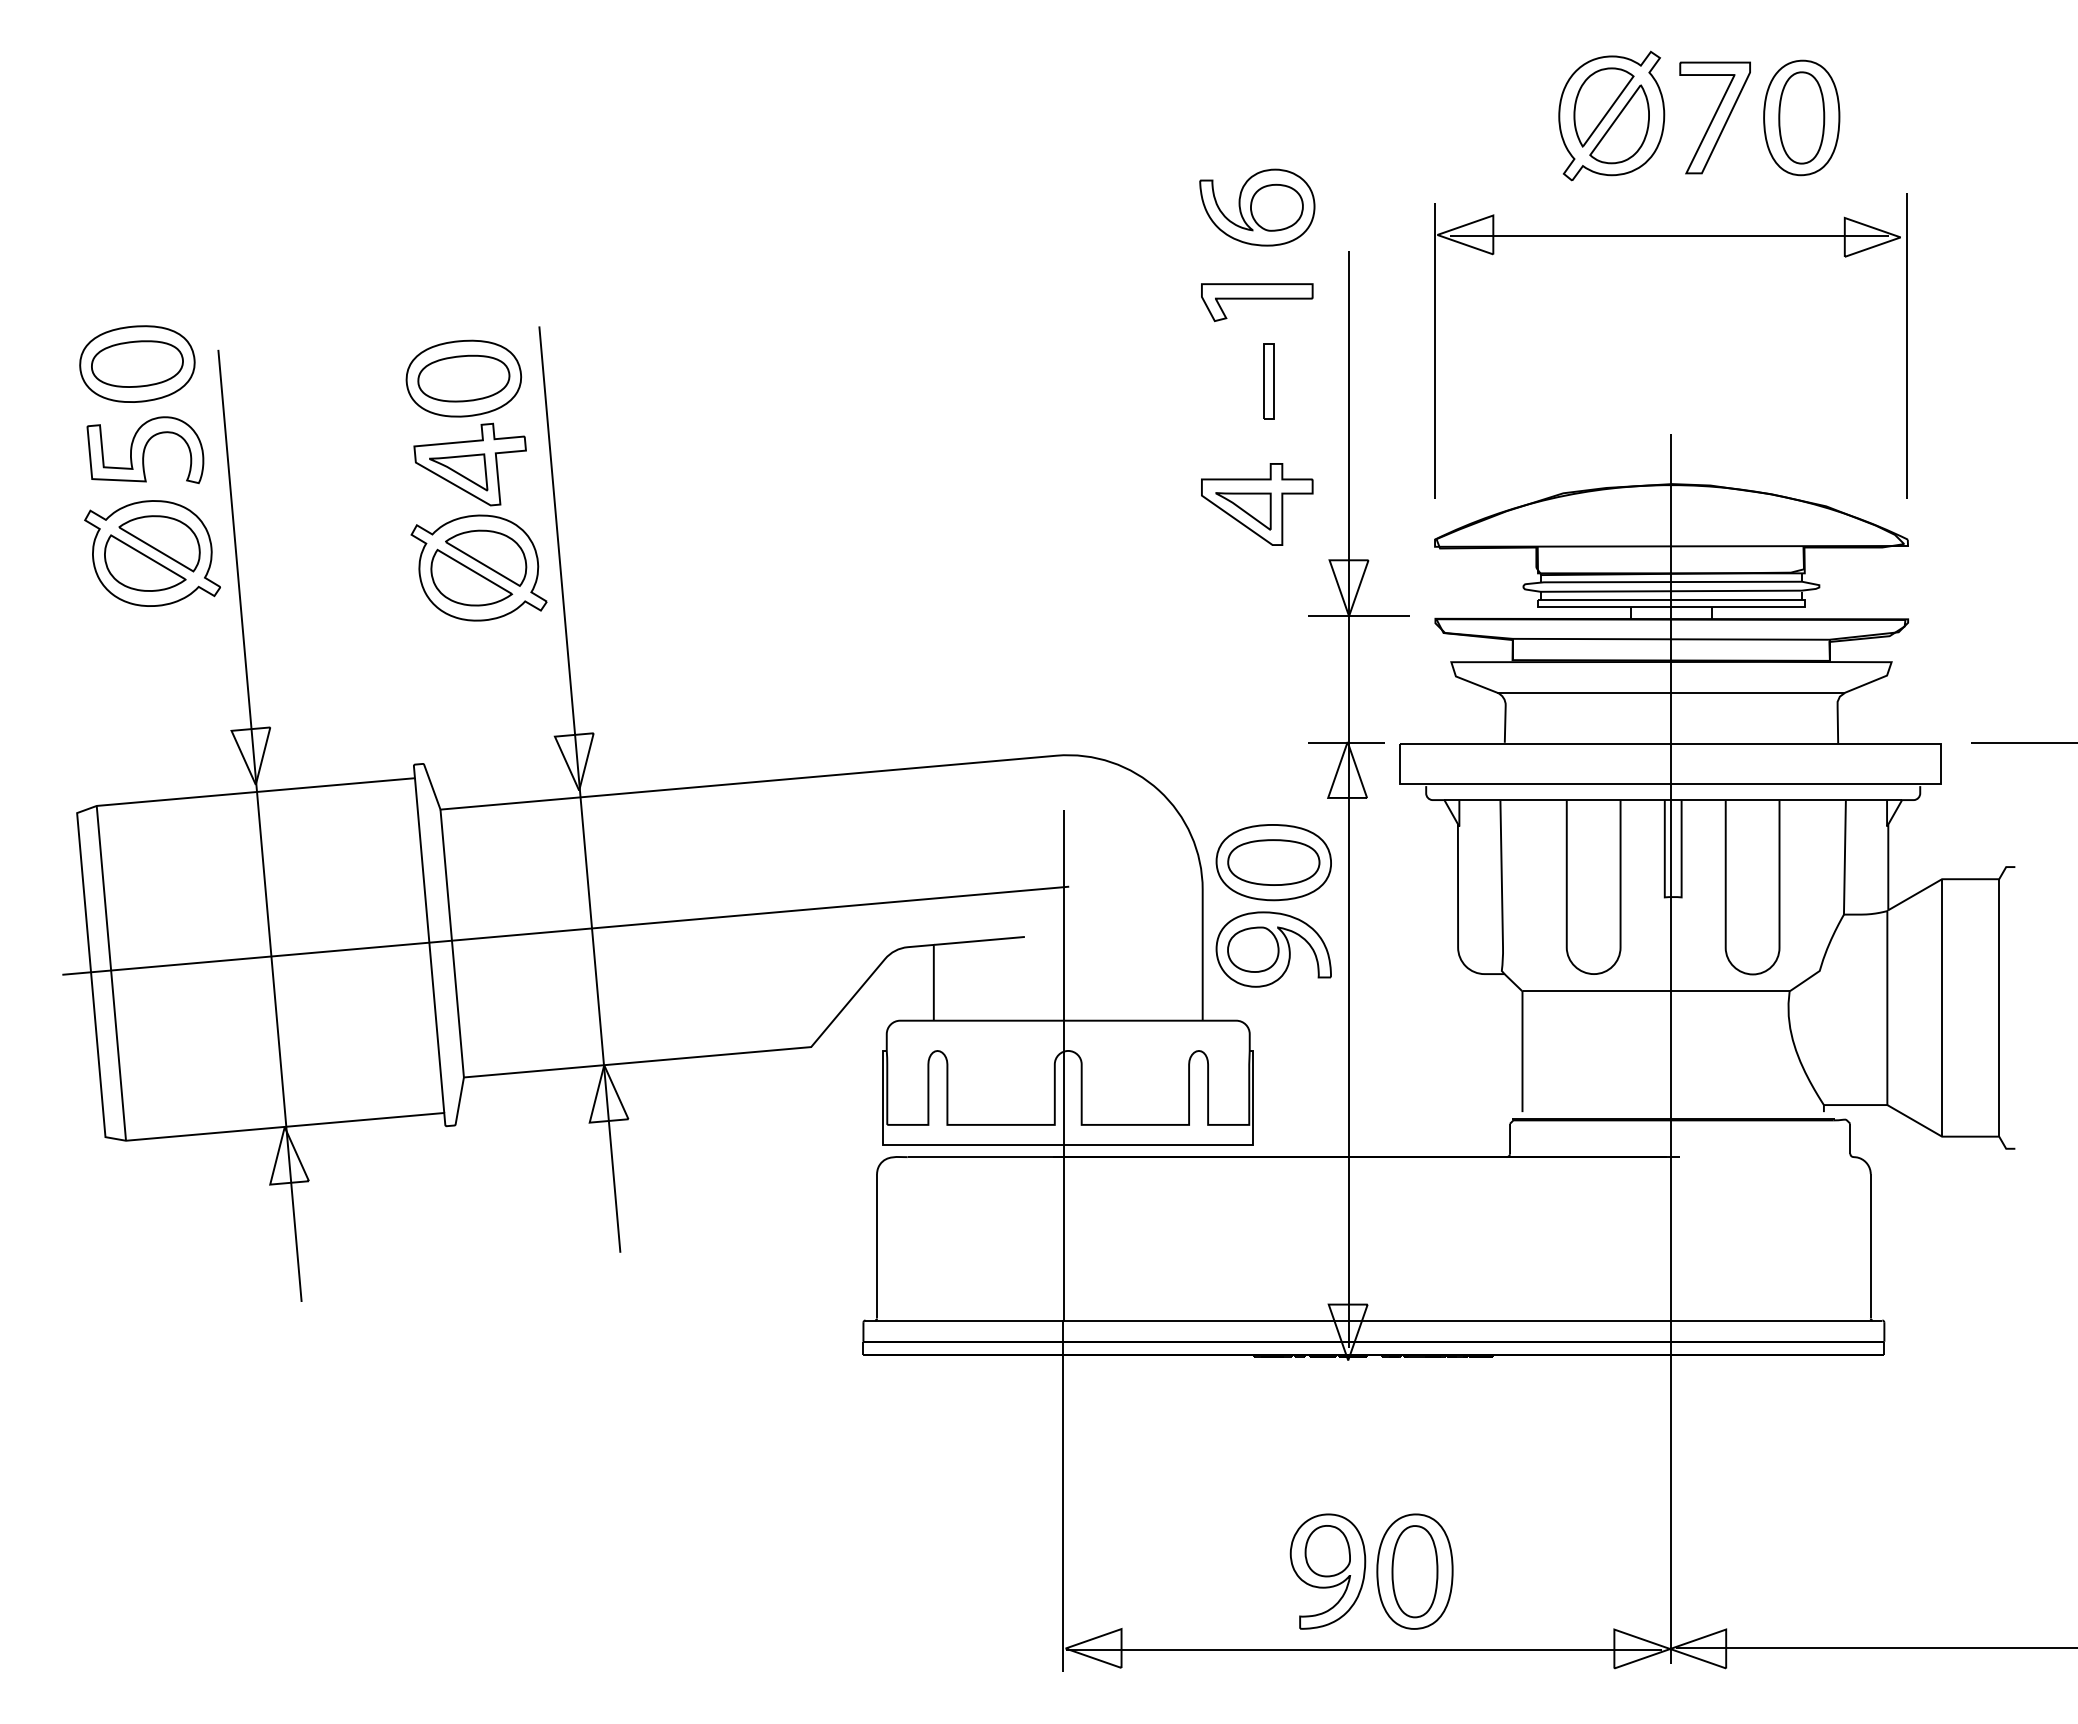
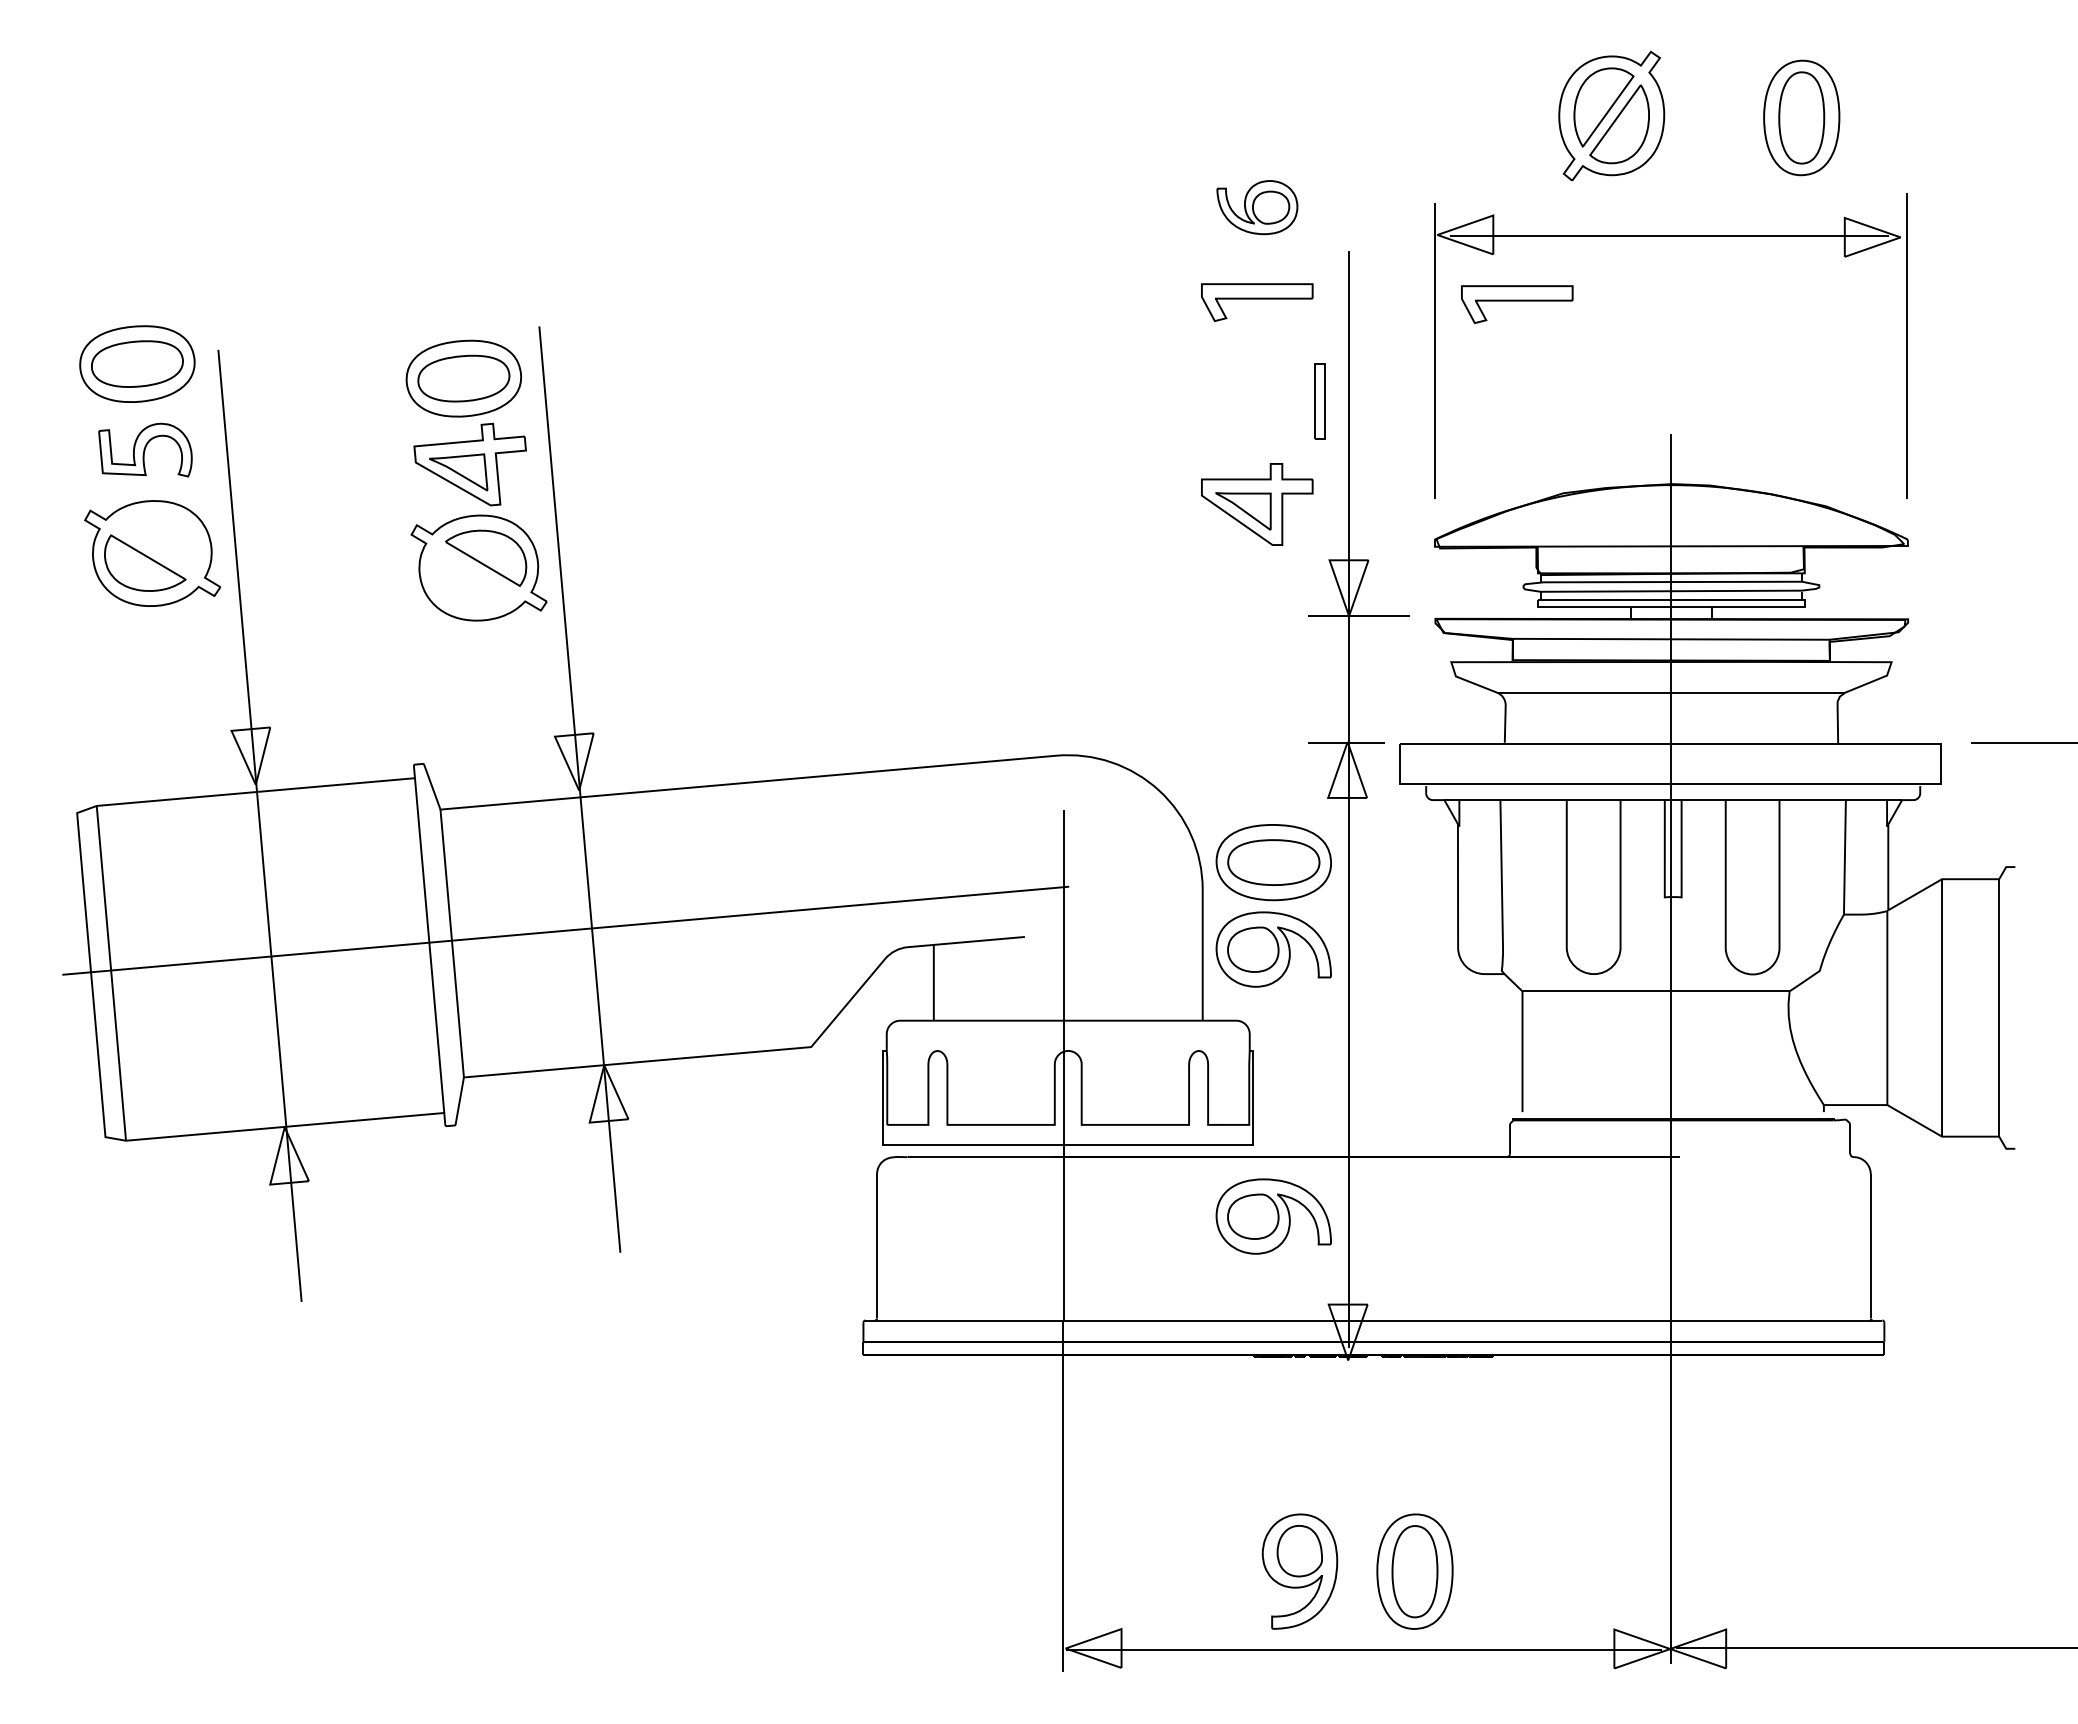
part: present -> none (1714, 117)
part size: 117x79 px -> 83x56 px (1257, 207)
part: none -> present (1517, 304)
part position: (1268, 381) -> (1319, 401) (1319, 401)
part size: 119x68 px -> 95x56 px (145, 449)
part: present -> none (159, 543)
part: present -> none (471, 577)
part: none -> present (1273, 1216)
part position: (1327, 1571) -> (1299, 1571) (1299, 1571)
